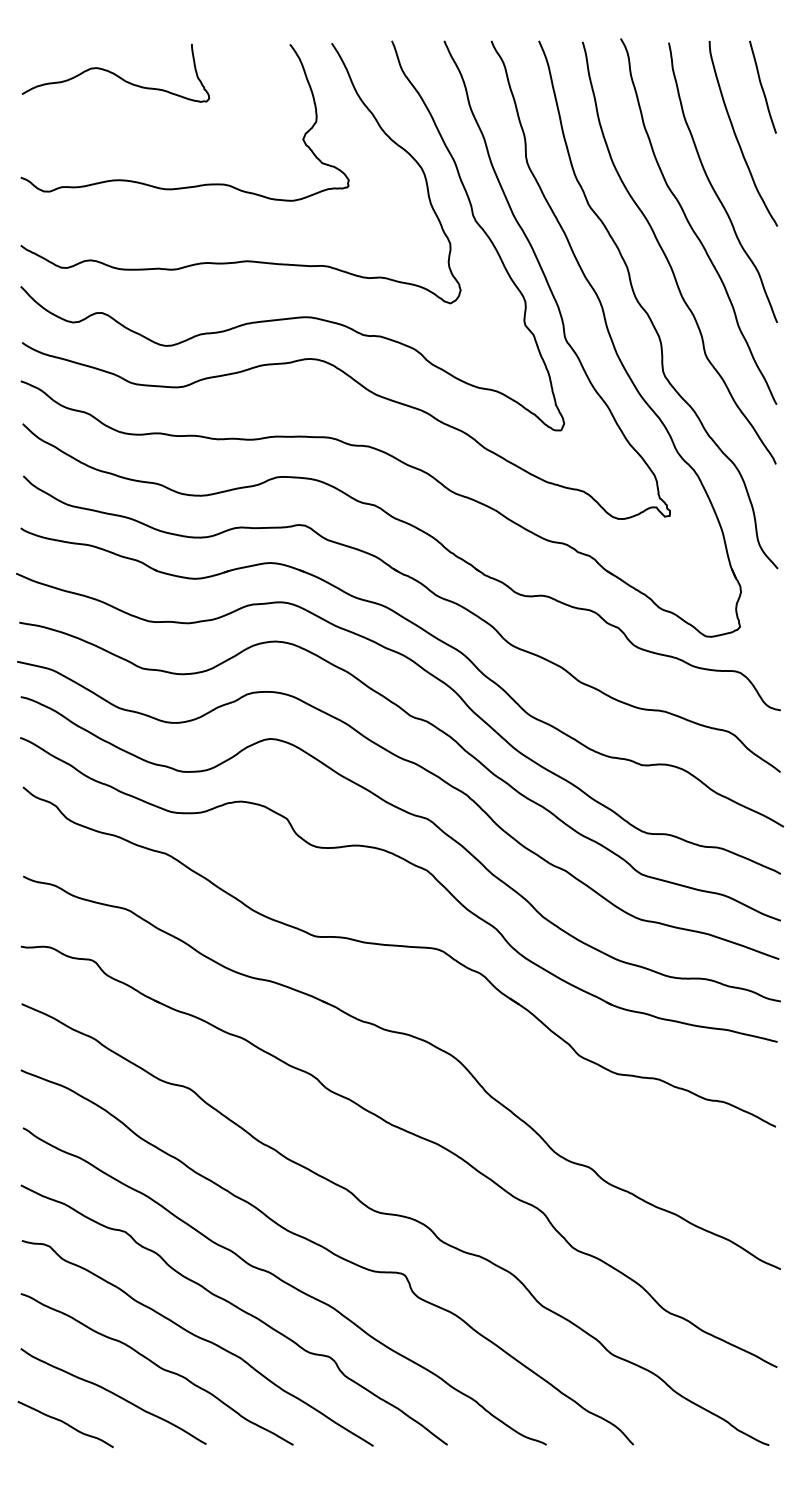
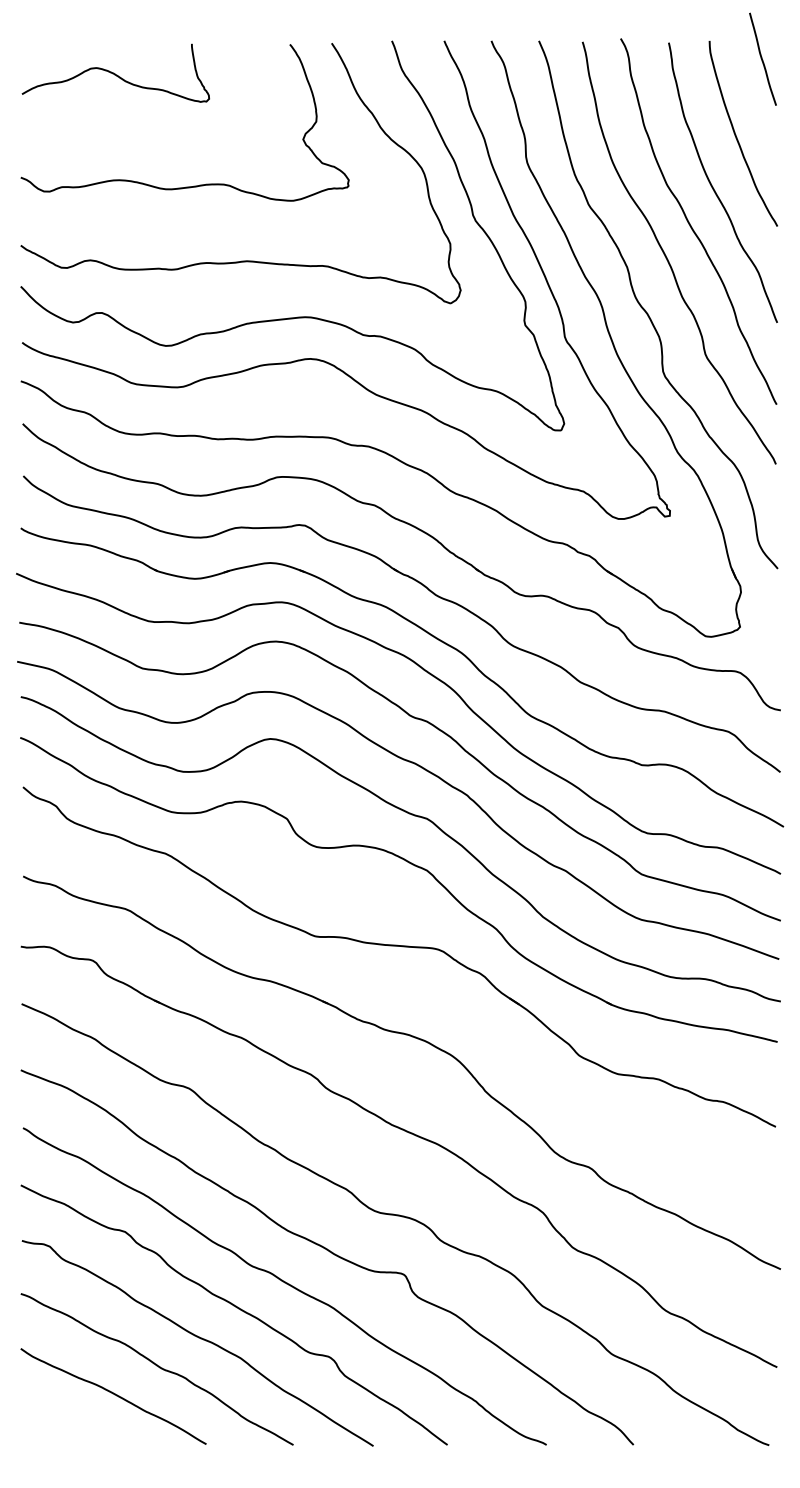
curve position: (762, 86) -> (762, 58) (762, 58)
curve: present -> none (65, 1424)
